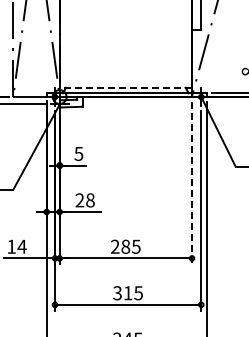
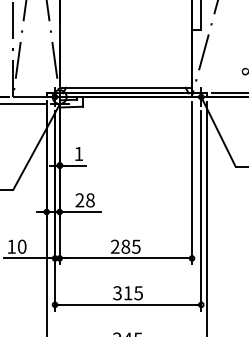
line: dashed -> solid (125, 87)
text: 5 -> 1 (78, 154)
line: dashed -> solid (192, 183)
text: 14 -> 10 (21, 246)
